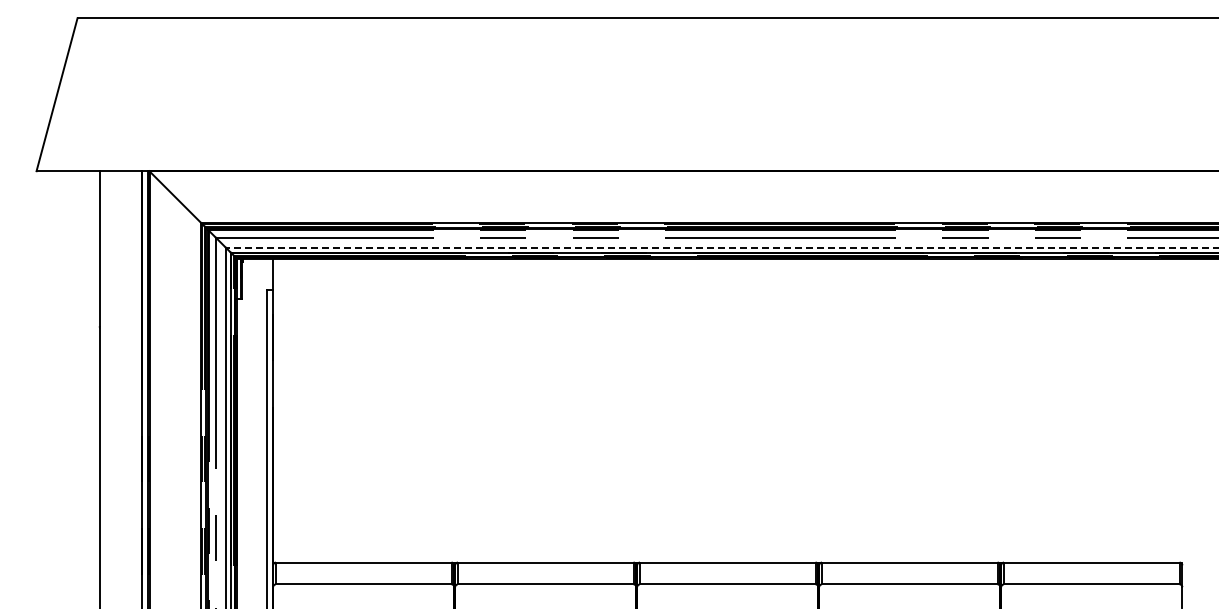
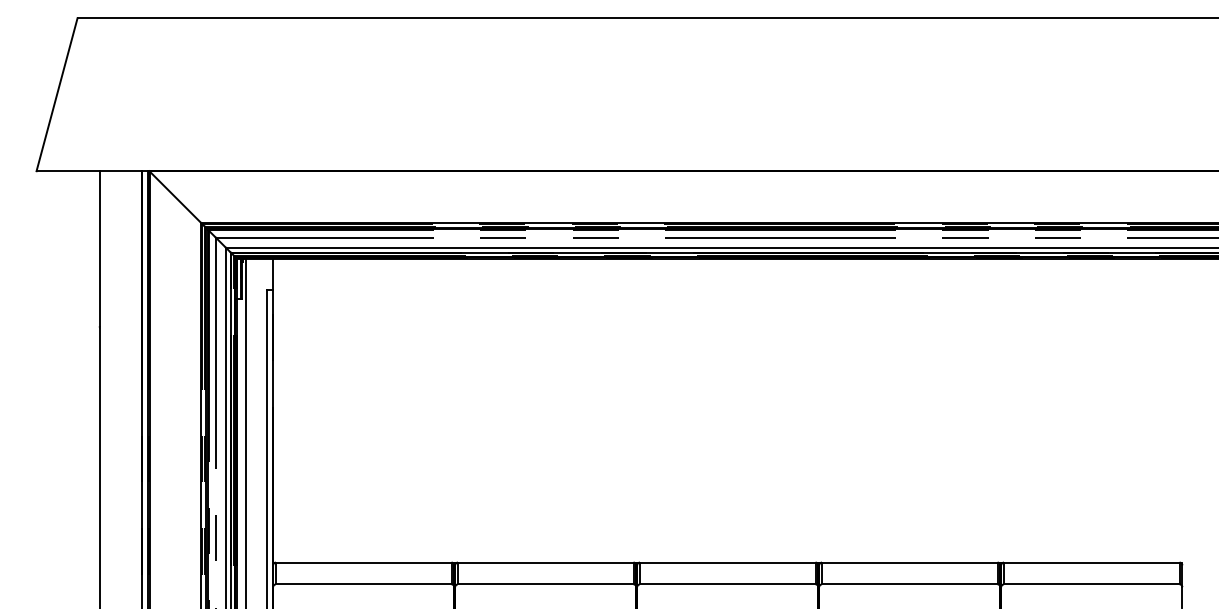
line: dashed -> solid (721, 247)
line: none -> present (245, 431)
